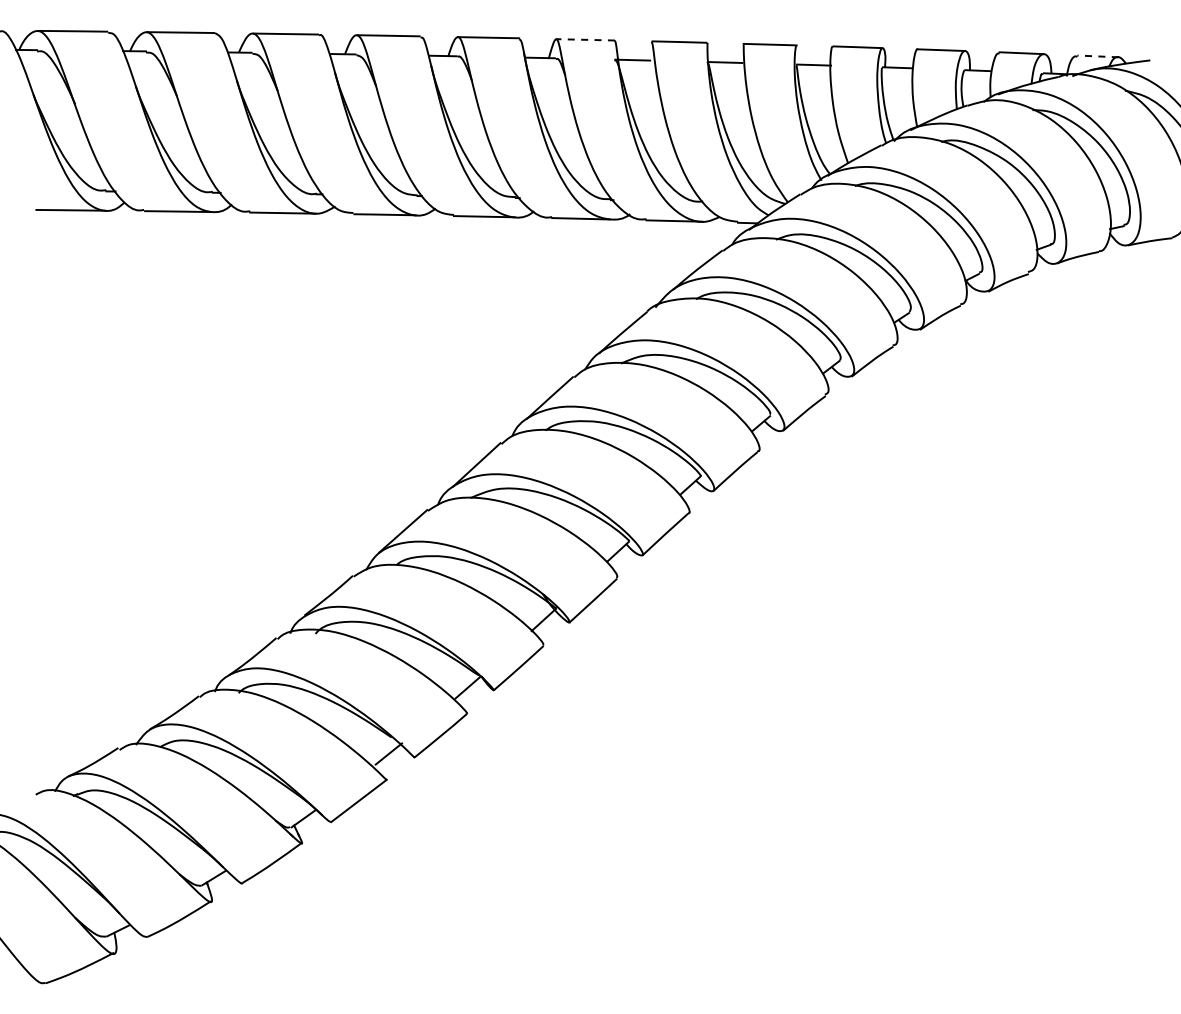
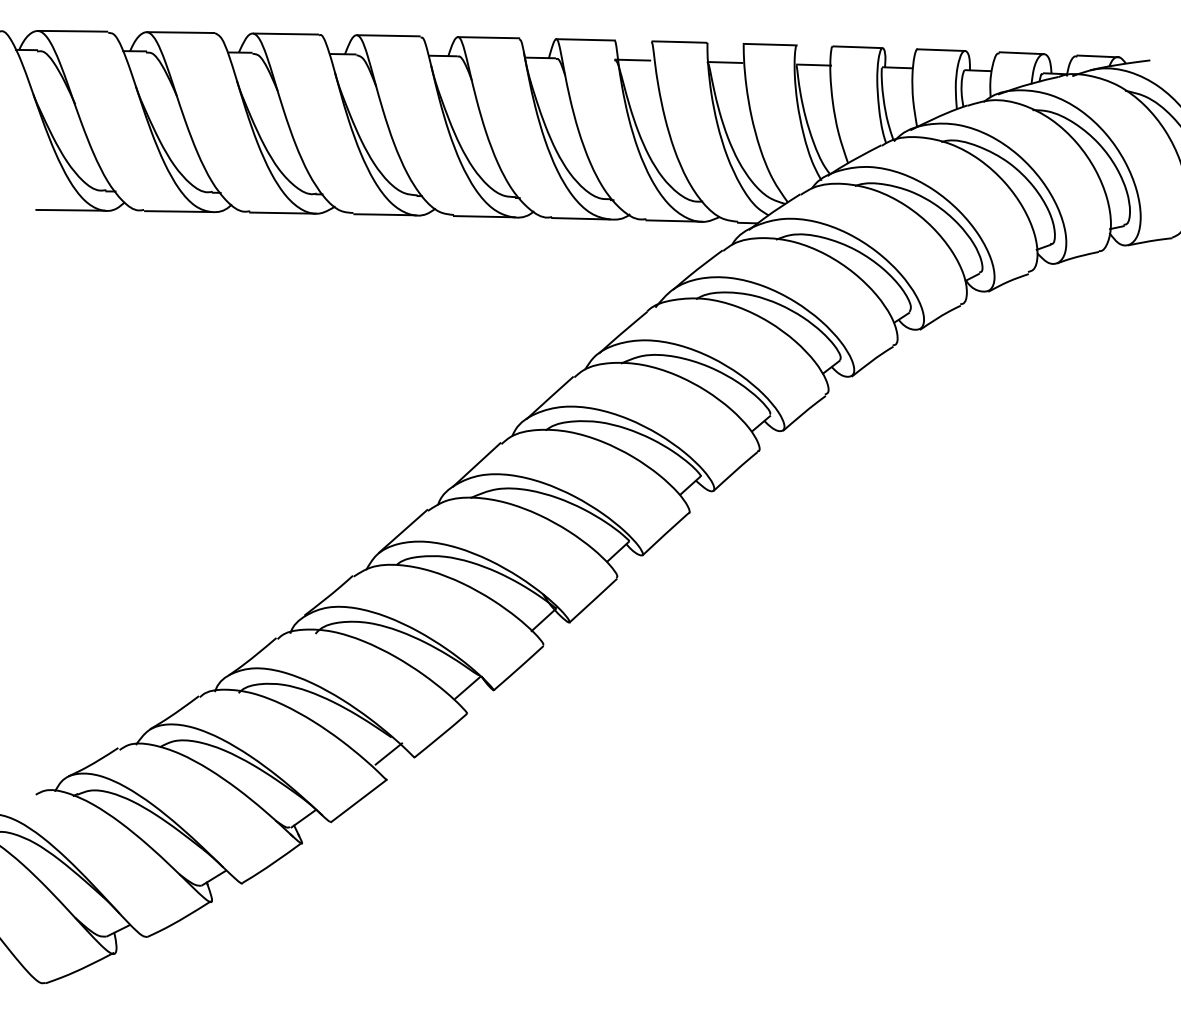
line: dashed -> solid (585, 39)
line: dashed -> solid (1098, 56)
